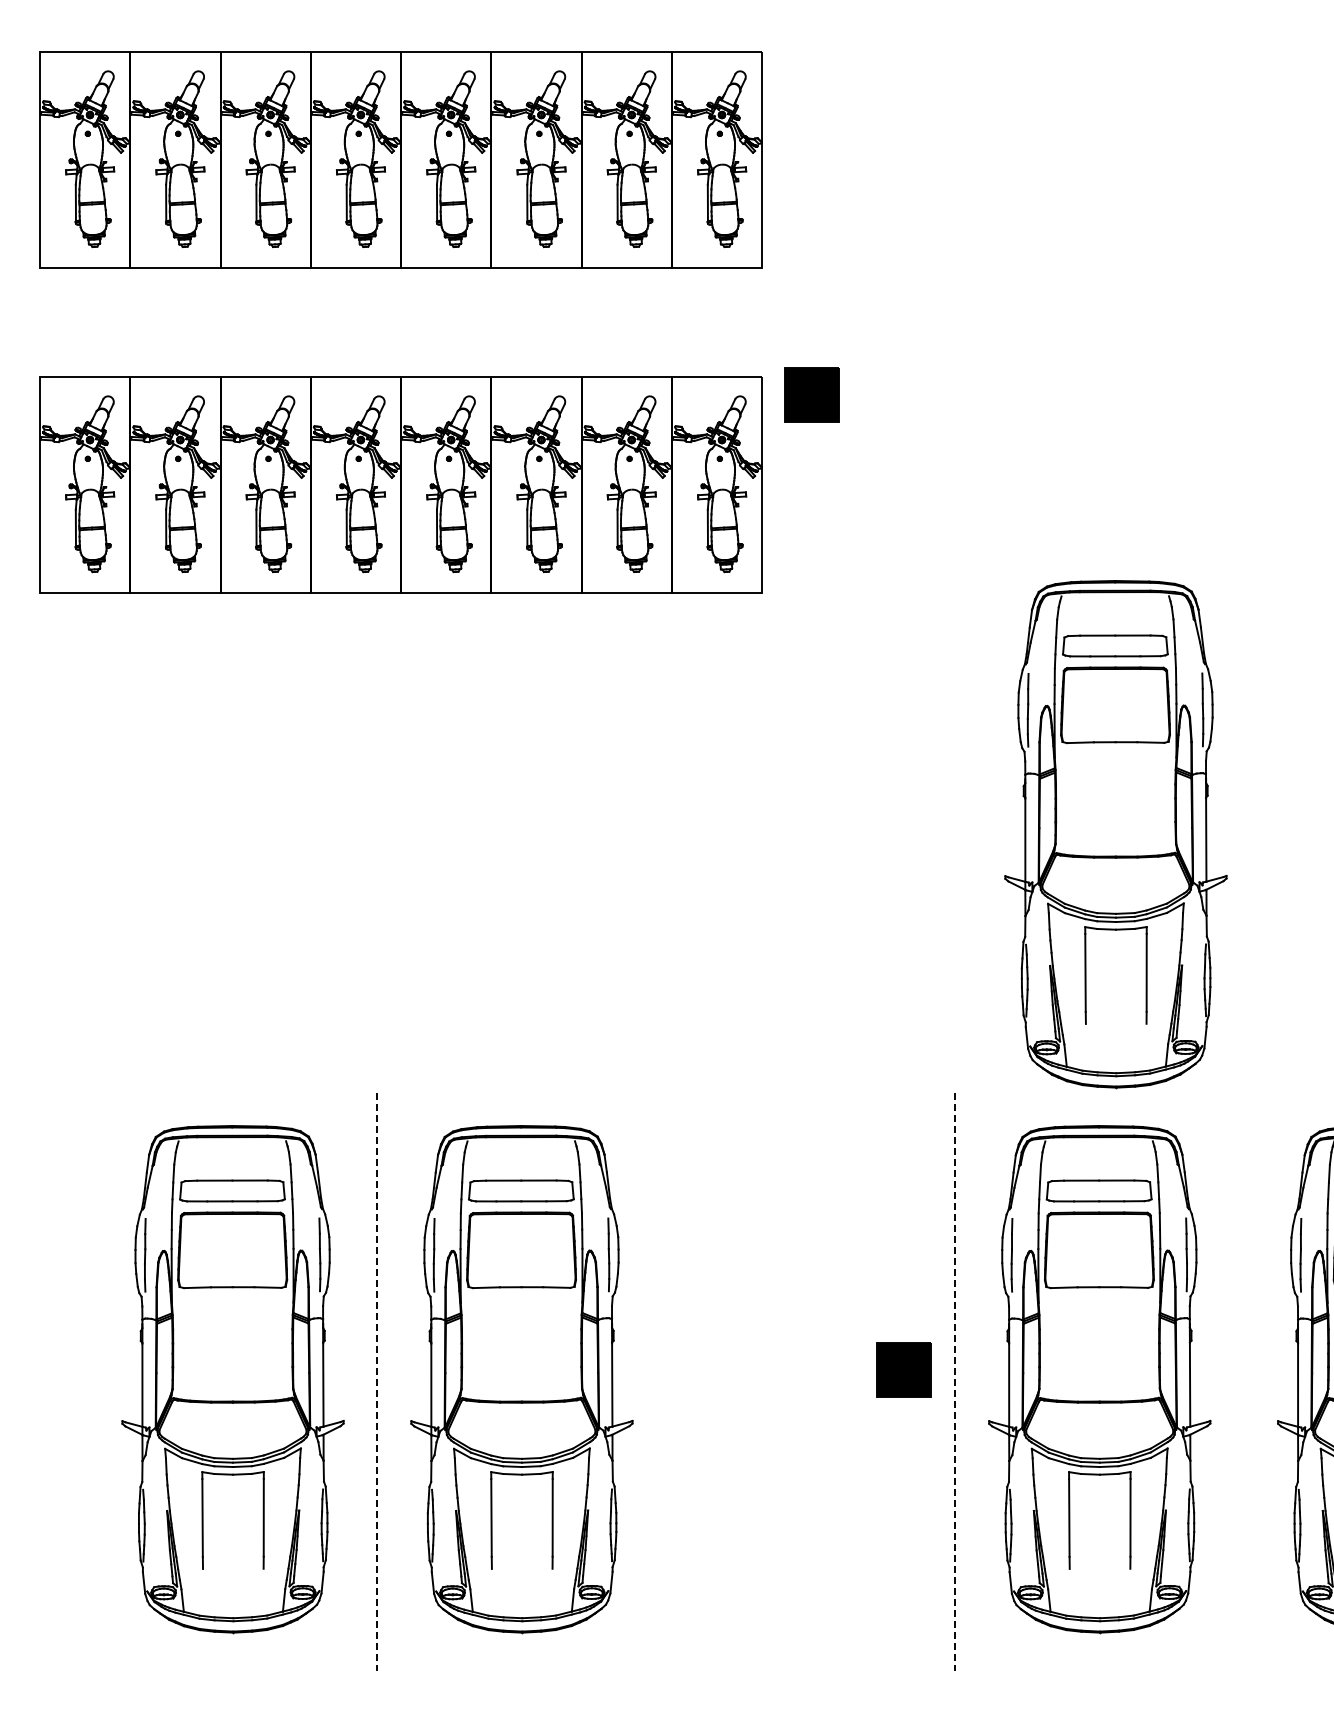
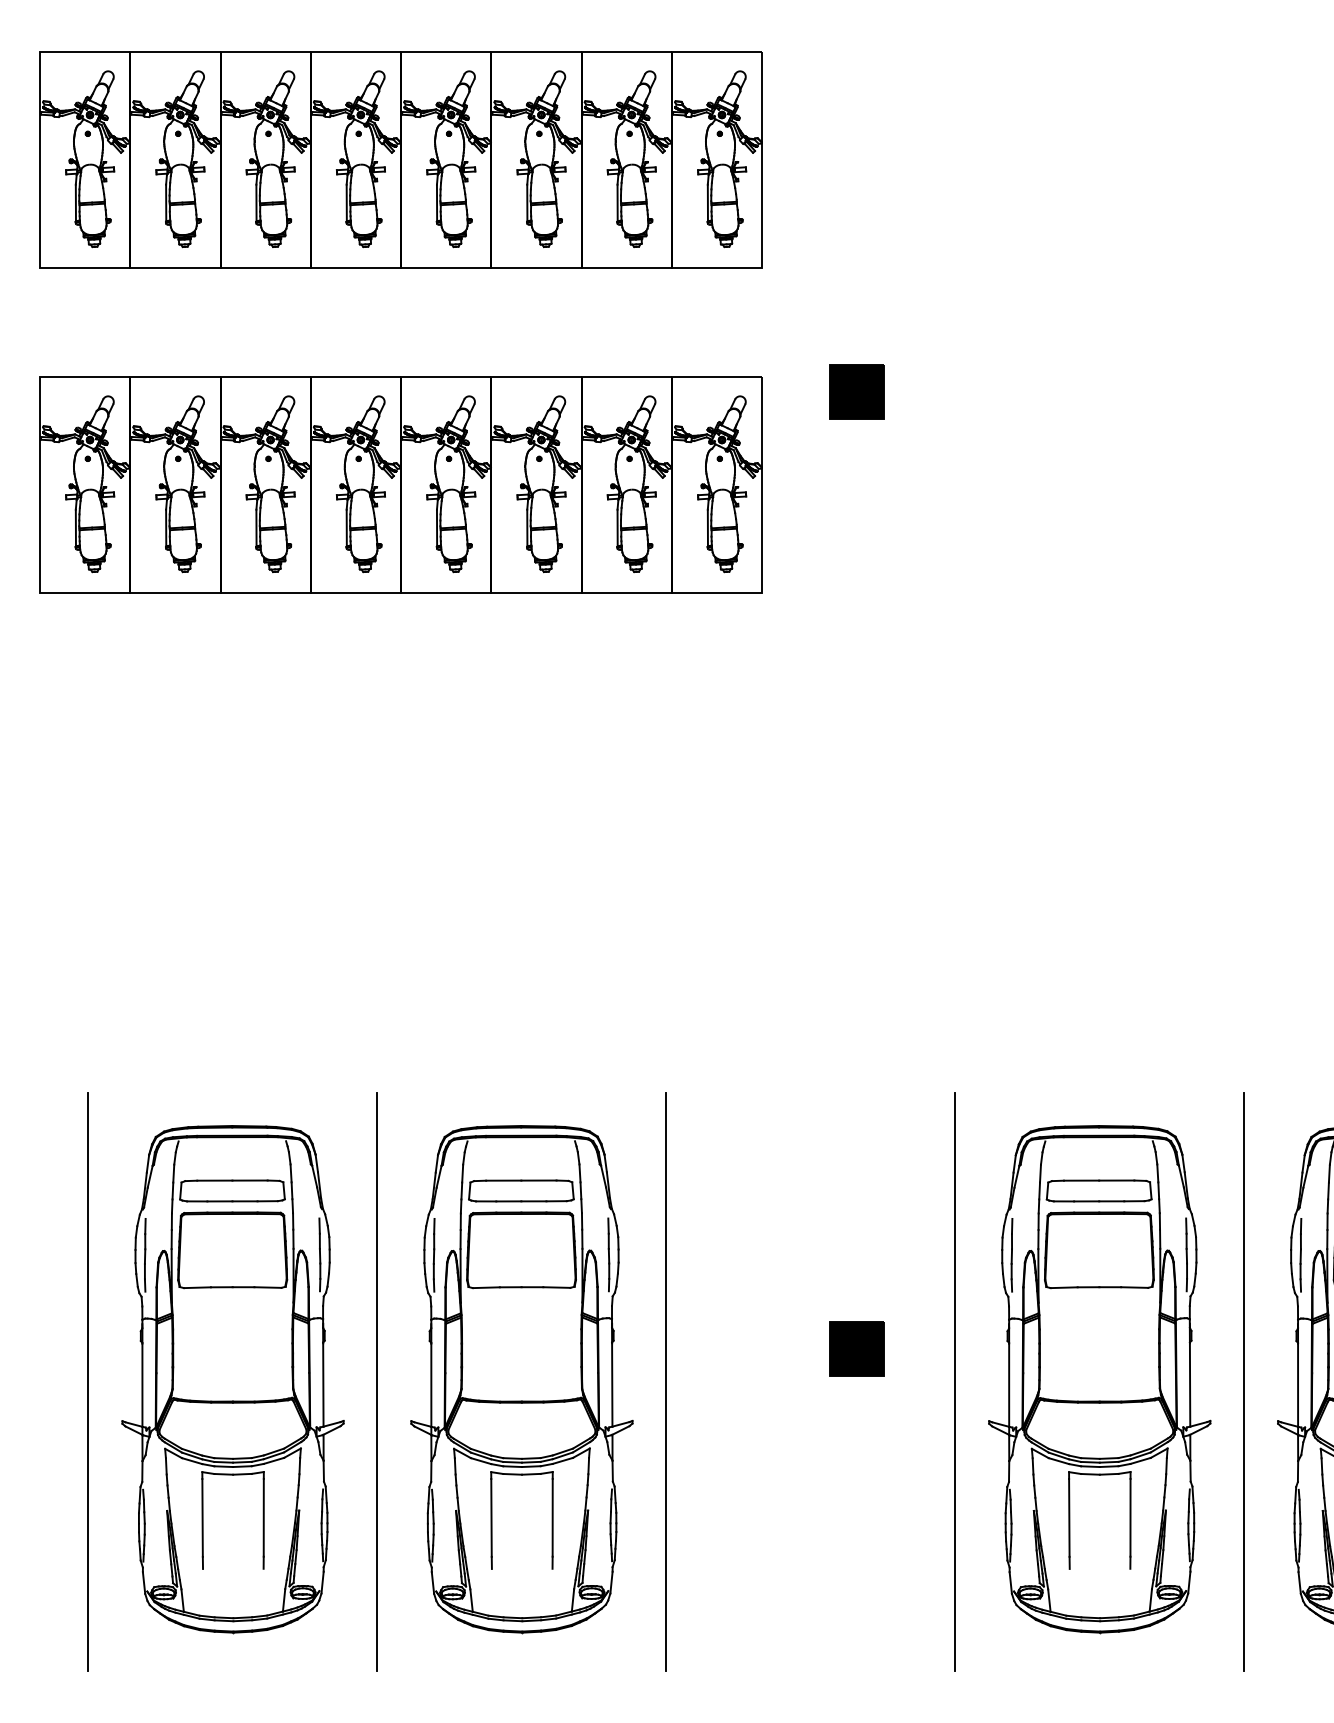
part position: (811, 394) -> (856, 391) (856, 391)
part: present -> none (1115, 834)
part position: (903, 1369) -> (856, 1348) (856, 1348)
line: none -> present (88, 1382)
line: dashed -> solid (376, 1382)
line: none -> present (665, 1382)
line: dashed -> solid (954, 1382)
line: none -> present (1243, 1382)
